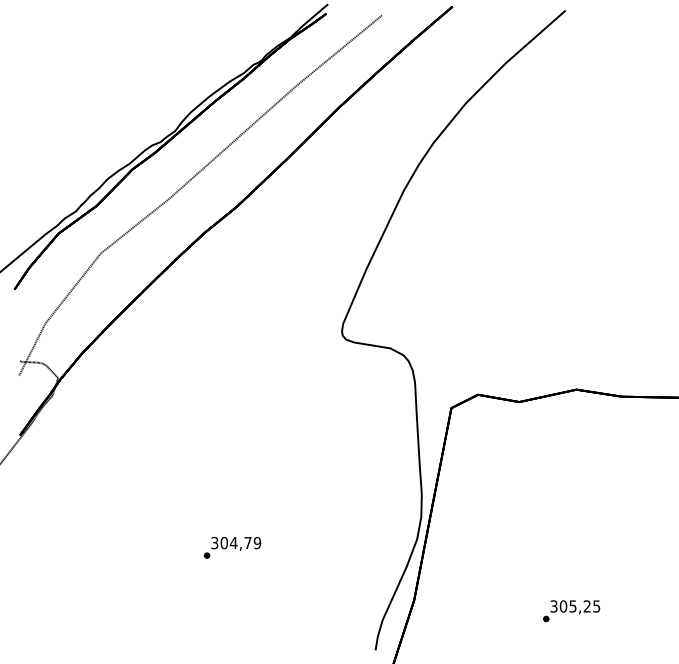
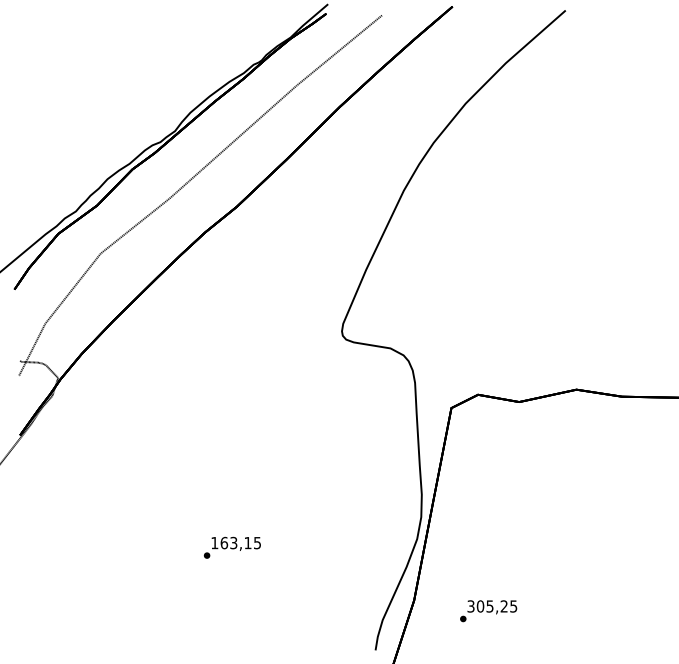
text: 304,79 -> 163,15 (236, 542)
text position: (571, 611) -> (488, 611) (488, 611)
